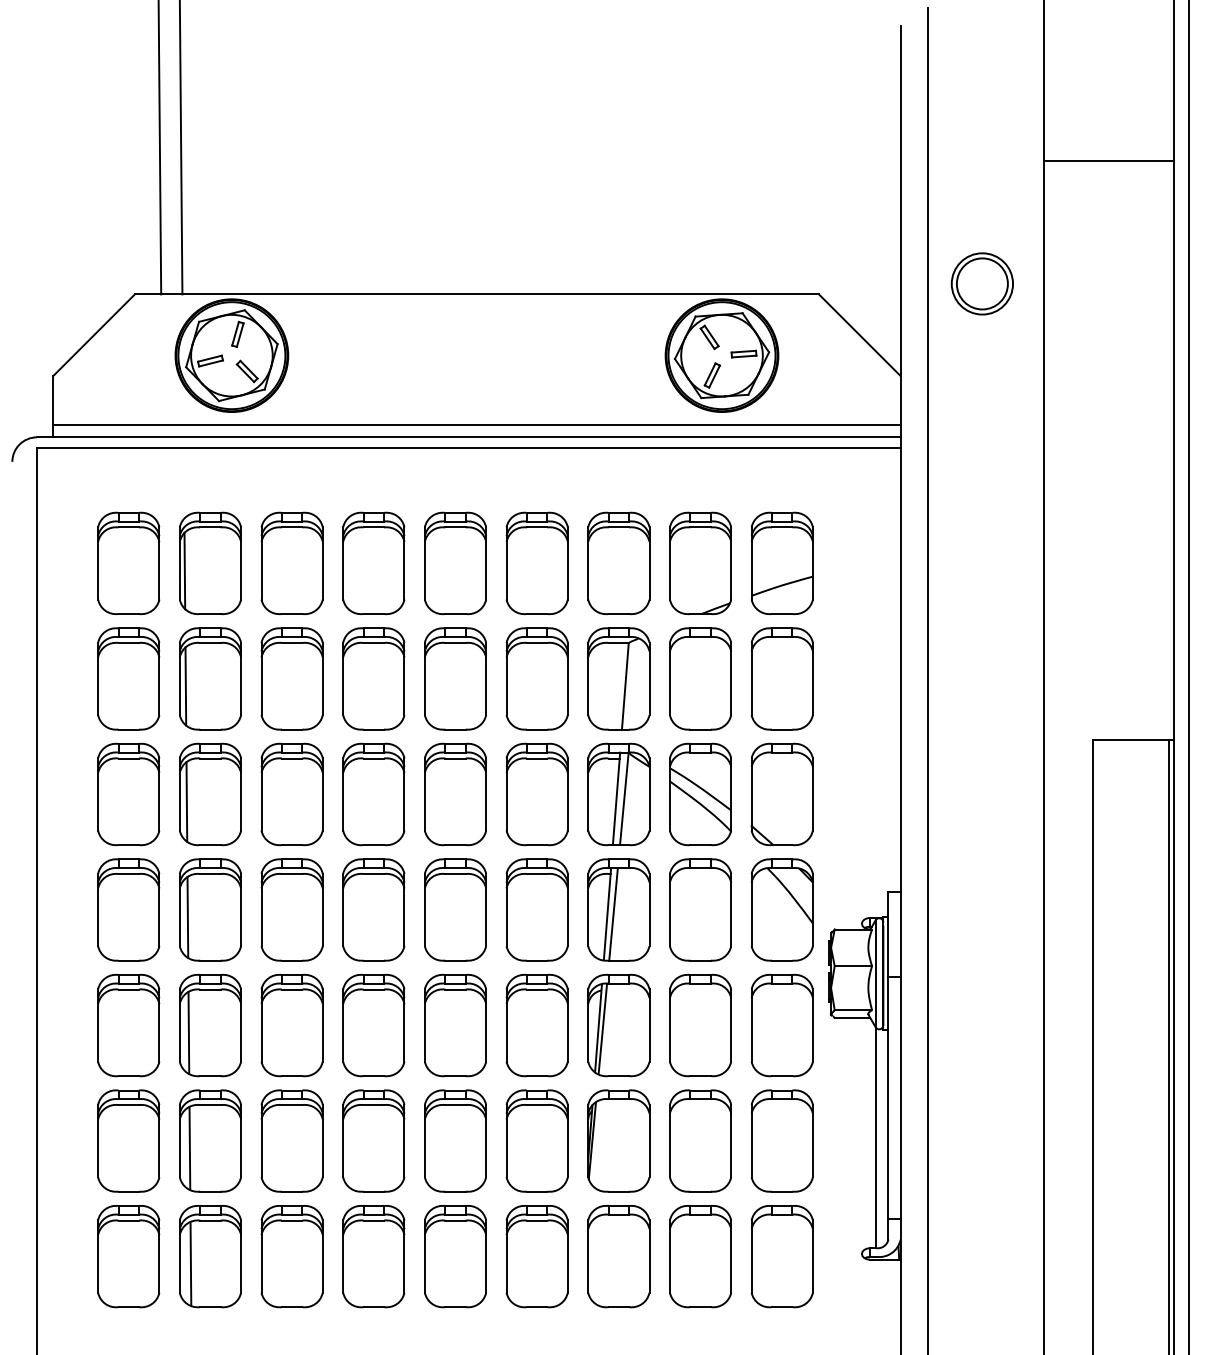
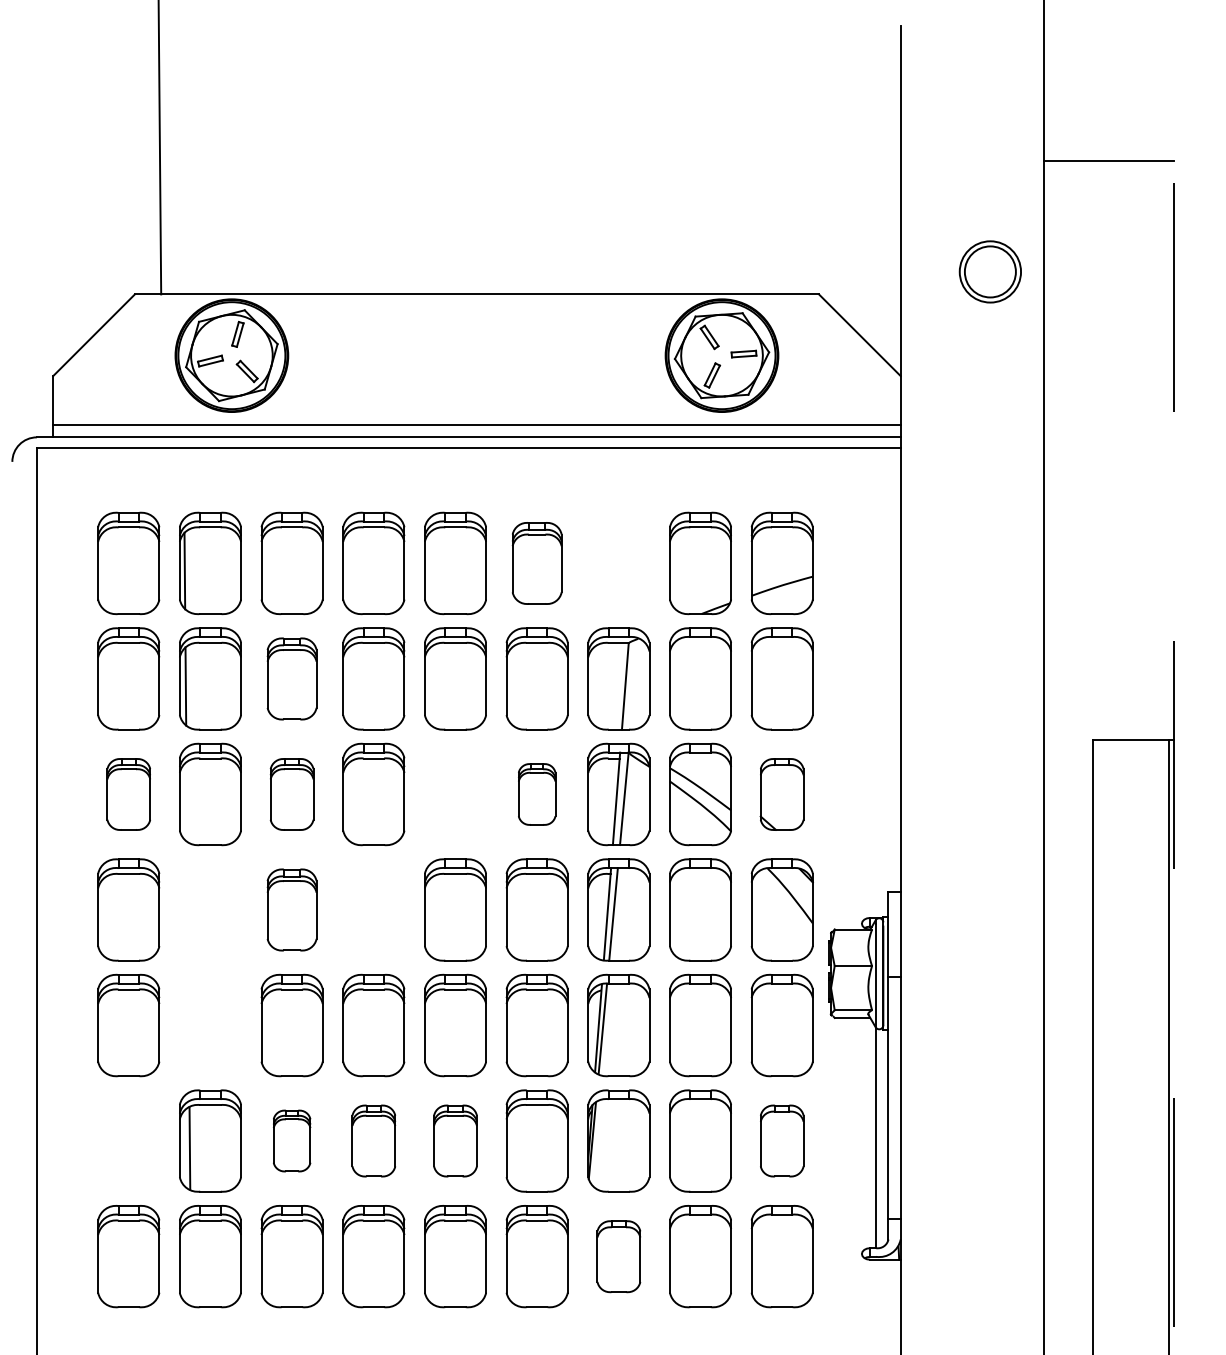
line: present -> none (180, 148)
part position: (981, 283) -> (989, 271) (989, 271)
part size: 64x105 px -> 52x83 px (536, 563)
part: present -> none (618, 563)
line: present -> none (1189, 676)
line: solid -> dashed (1174, 677)
part size: 64x104 px -> 52x84 px (291, 678)
line: present -> none (928, 679)
part size: 64x105 px -> 45x73 px (128, 794)
part size: 64x105 px -> 46x73 px (291, 794)
part: present -> none (455, 794)
part size: 64x105 px -> 39x63 px (537, 794)
part size: 64x105 px -> 46x73 px (781, 794)
line: present -> none (186, 801)
part: present -> none (210, 909)
part size: 64x104 px -> 52x84 px (291, 909)
part: present -> none (373, 909)
part: present -> none (210, 1025)
part: present -> none (128, 1140)
part size: 64x104 px -> 39x64 px (292, 1140)
part size: 64x104 px -> 46x74 px (373, 1140)
part size: 63x104 px -> 45x74 px (455, 1140)
part size: 64x104 px -> 45x74 px (782, 1140)
part size: 64x104 px -> 46x74 px (618, 1256)
line: present -> none (190, 1263)
